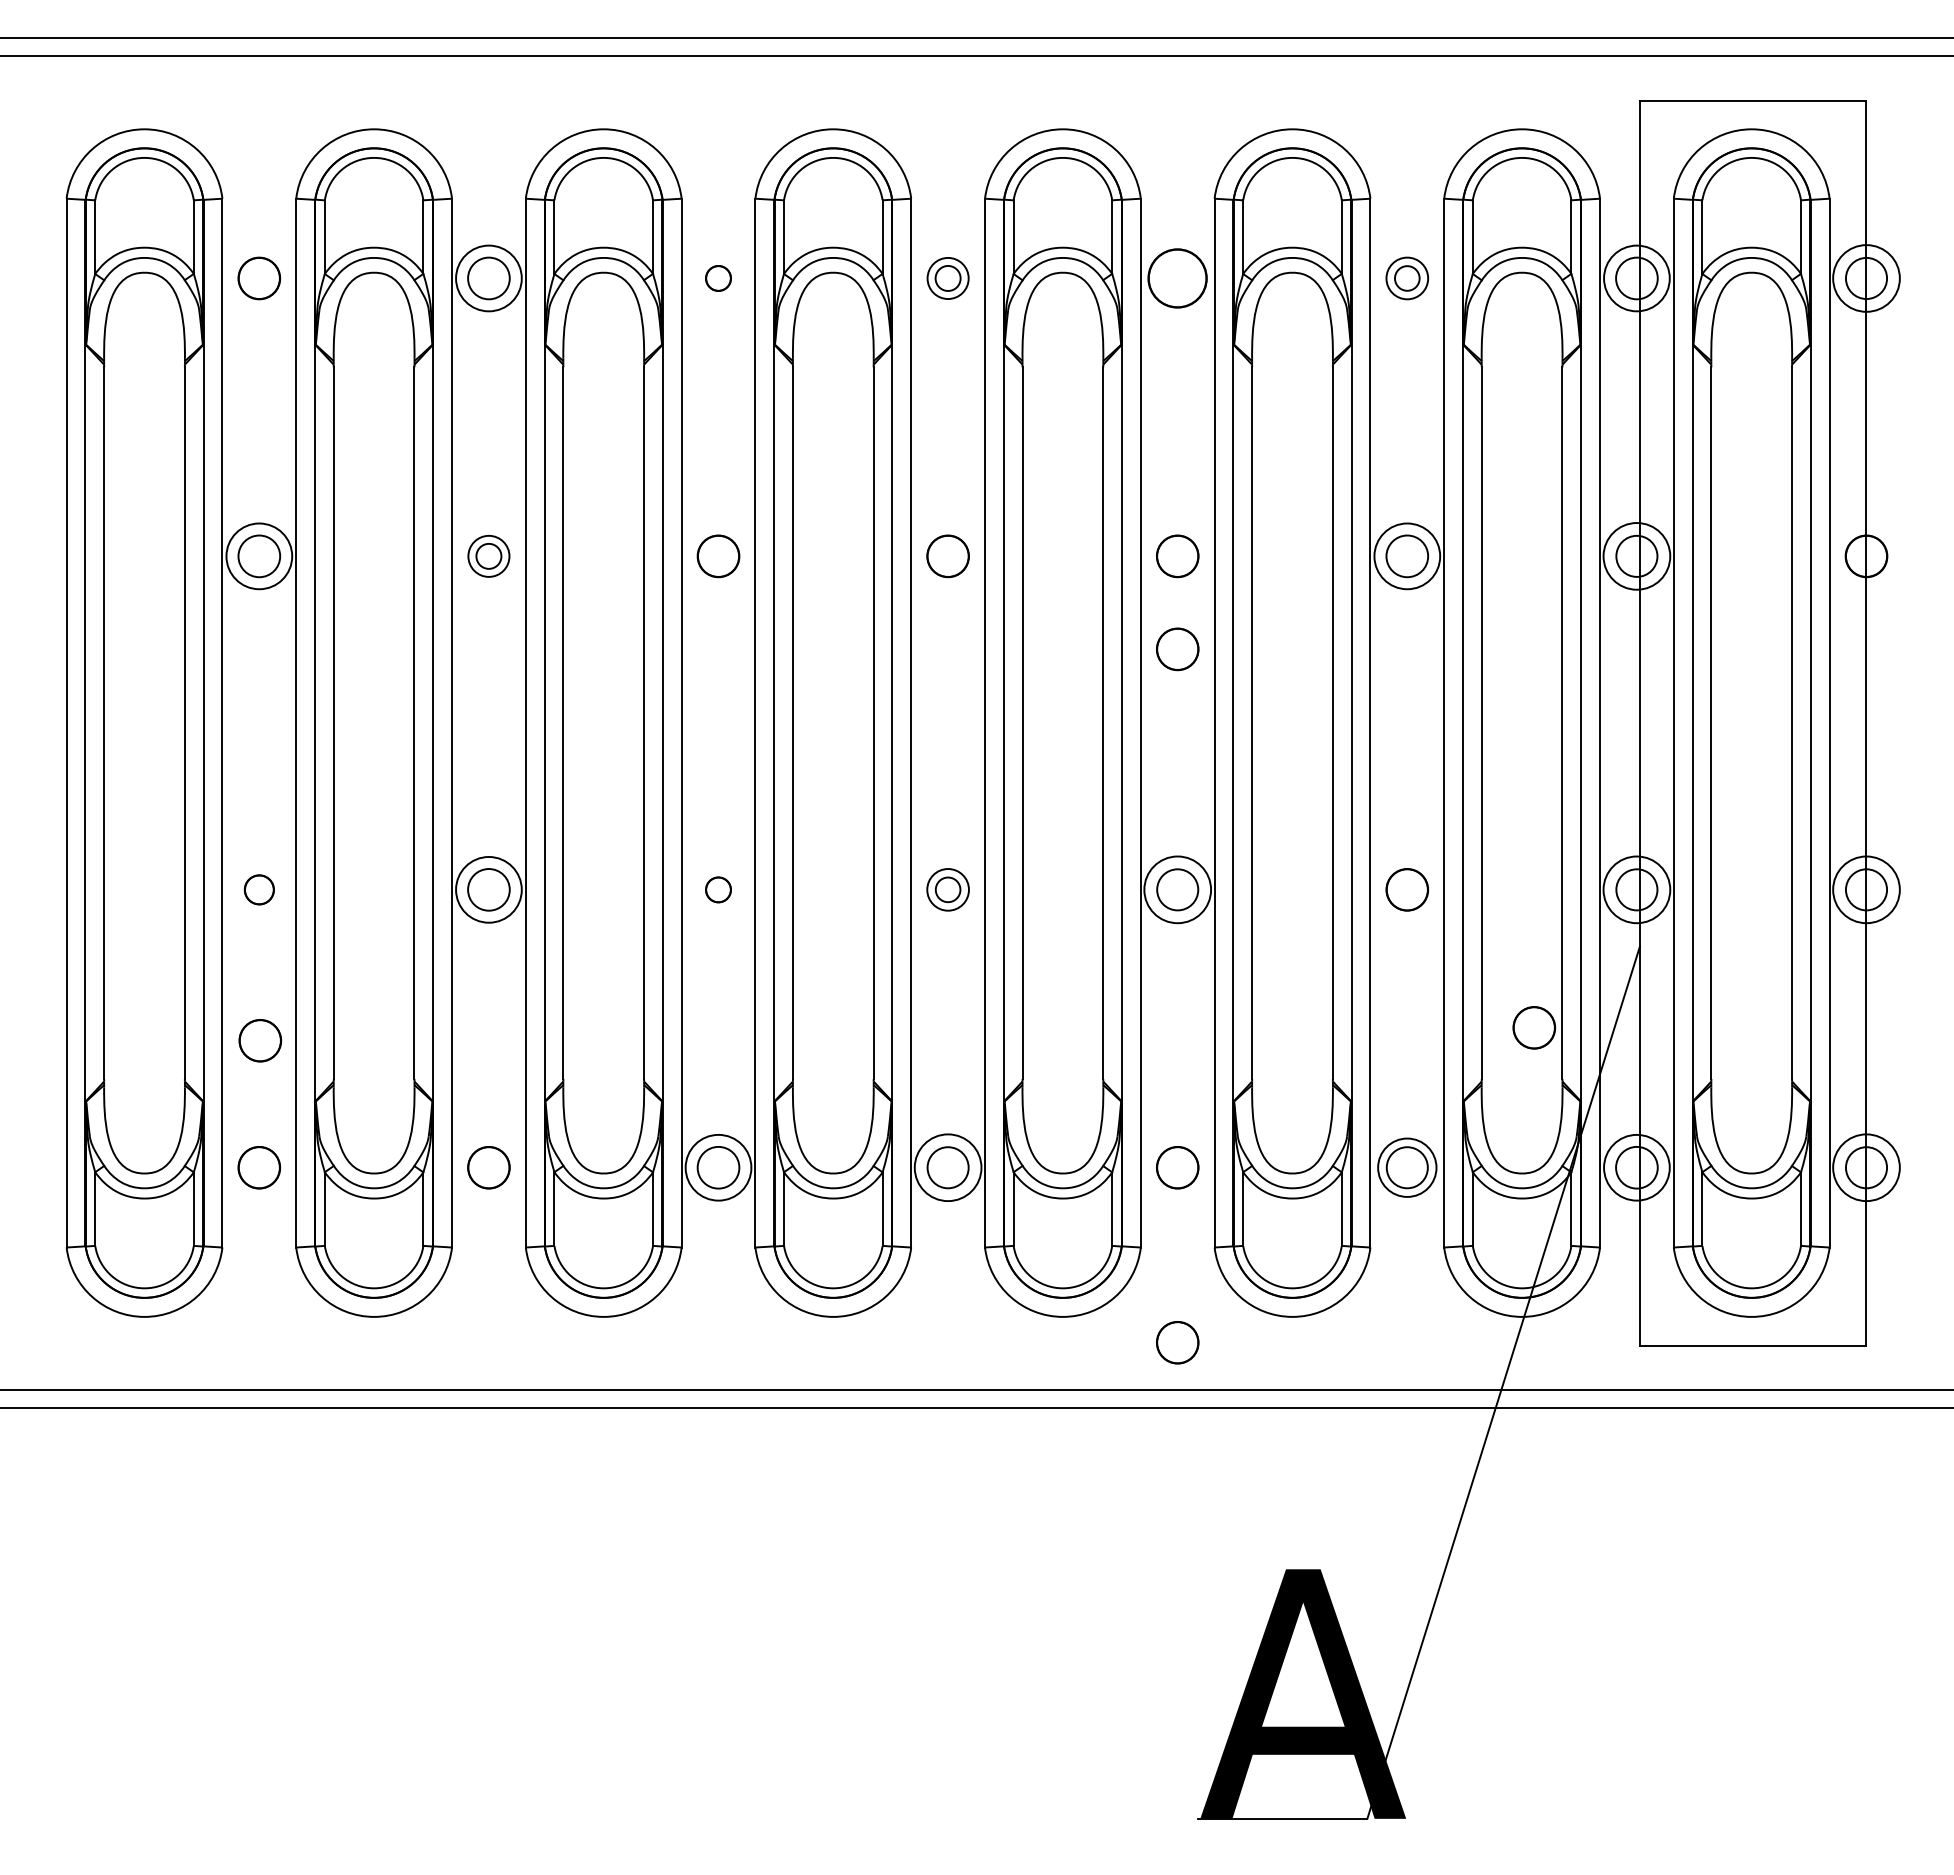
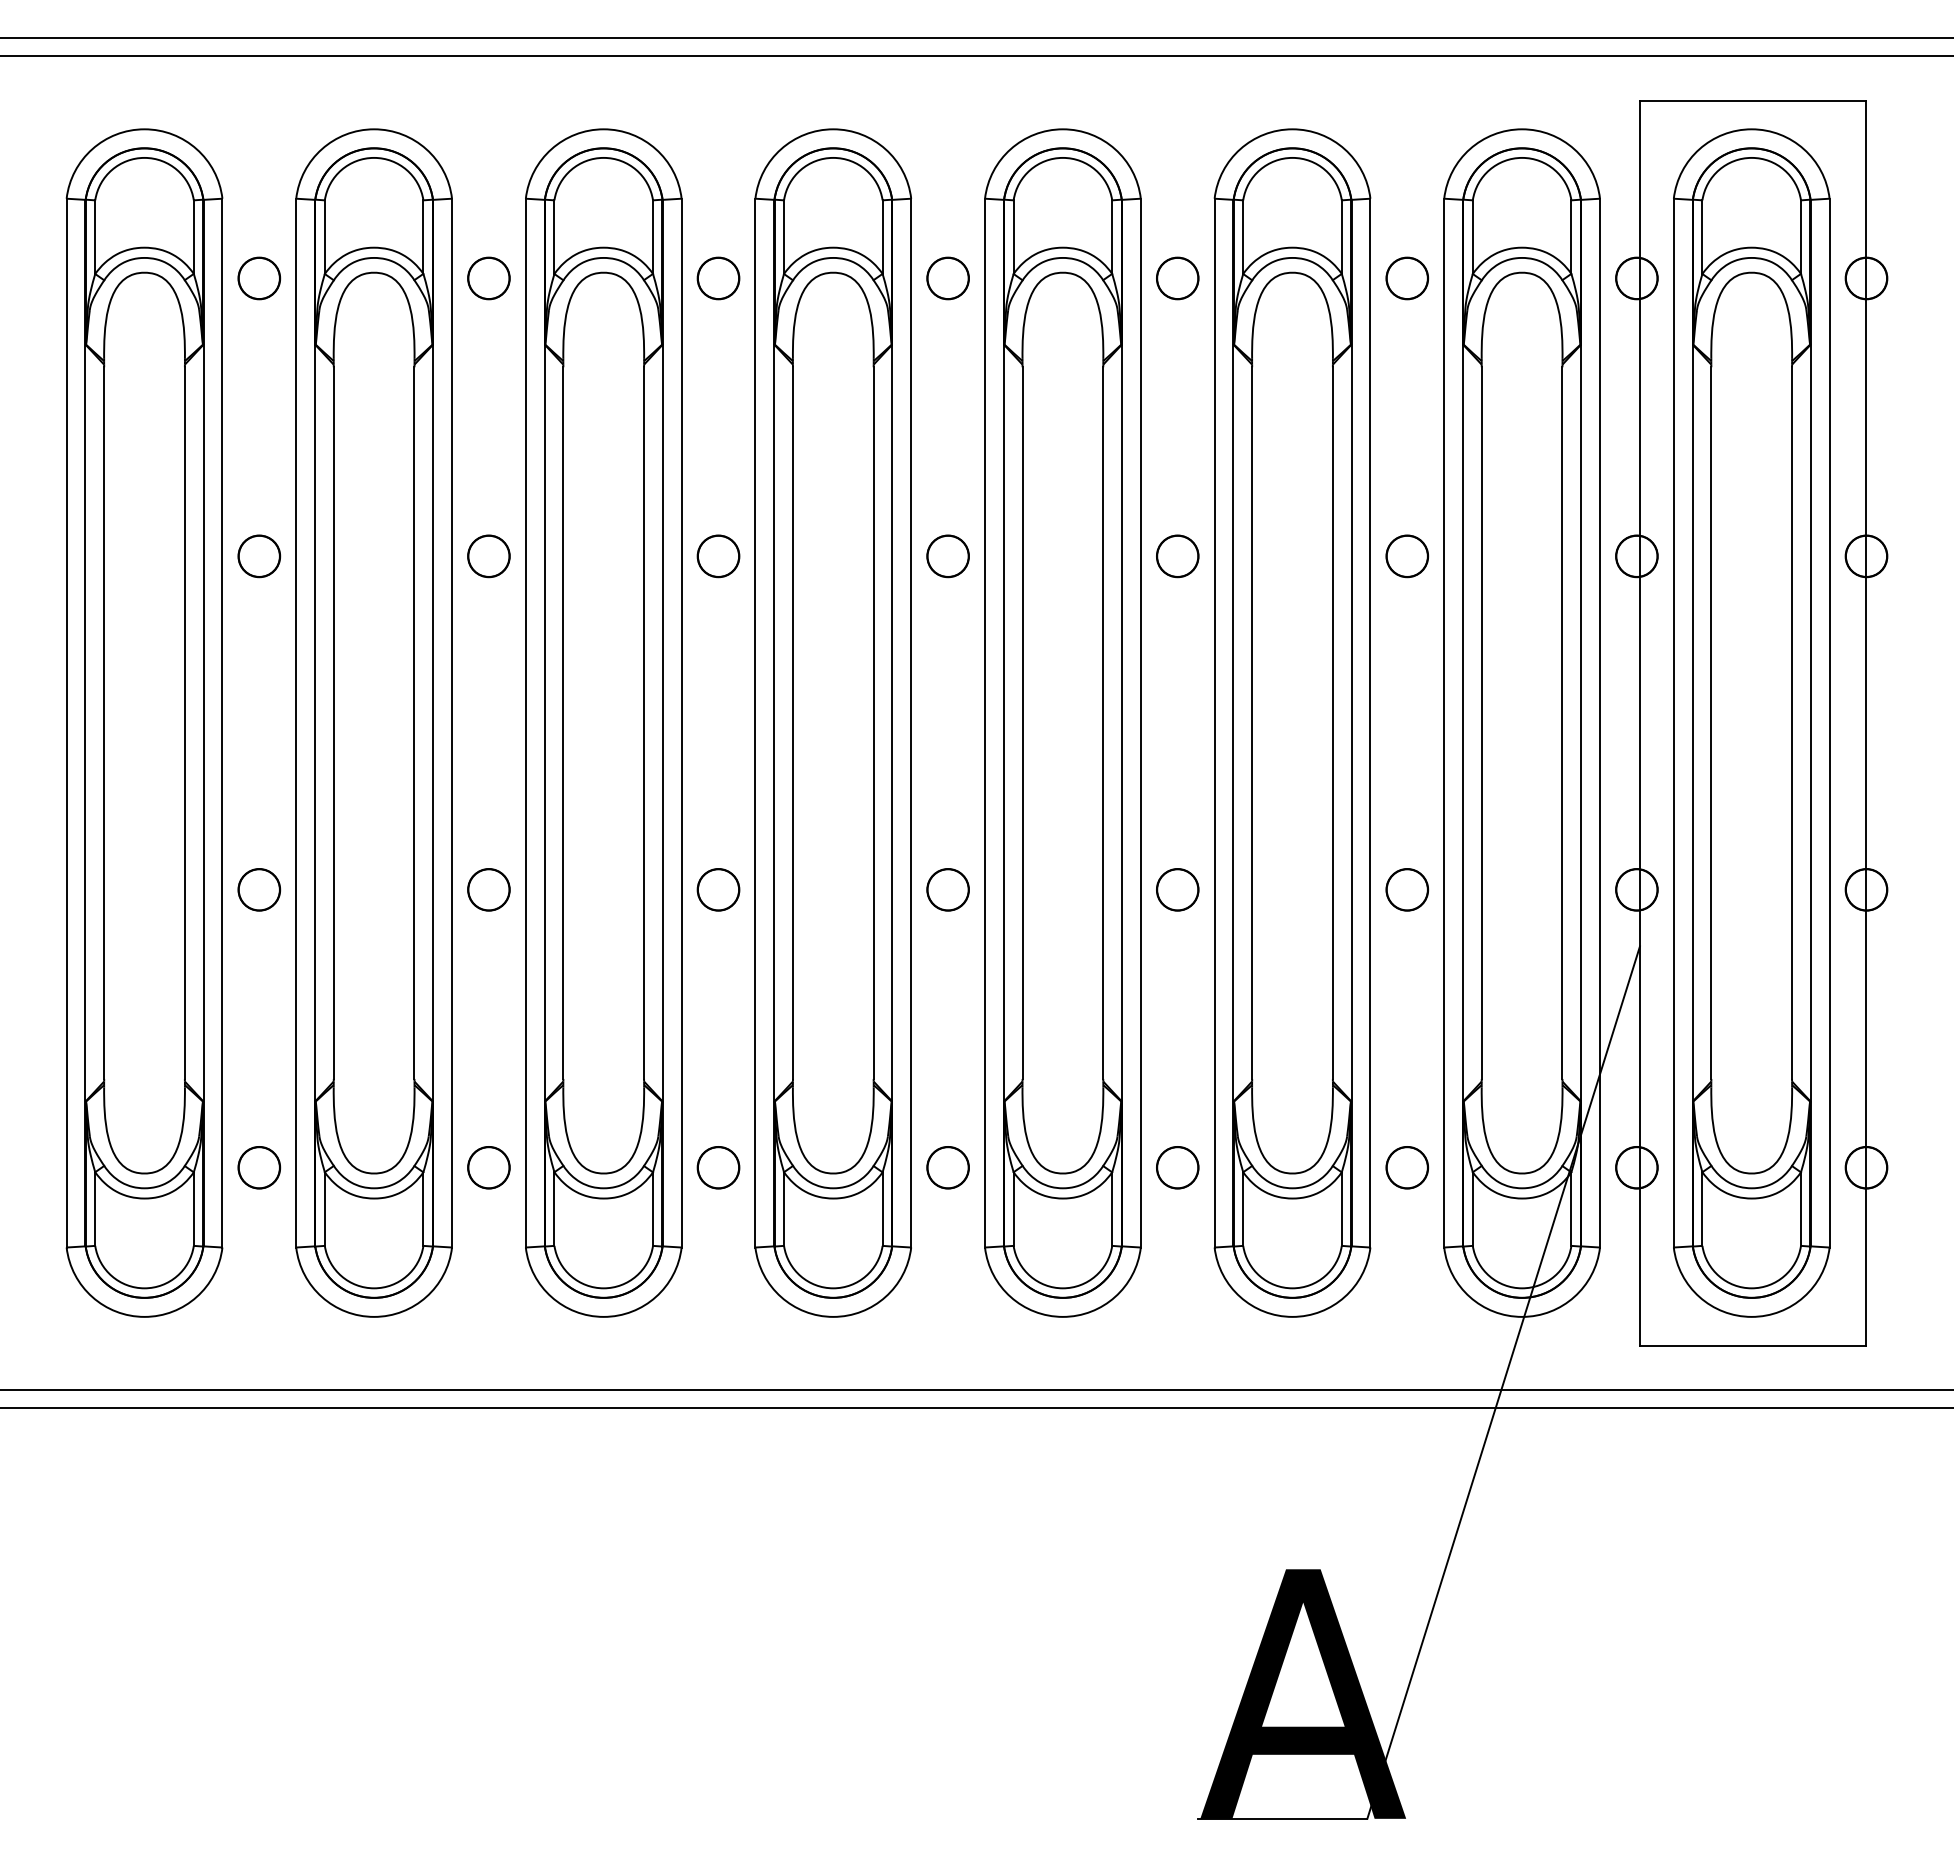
circle diameter: 25 px -> 42 px (947, 278)
circle diameter: 66 px -> 41 px (488, 278)
part size: 27x27 px -> 45x45 px (718, 278)
part size: 61x61 px -> 44x45 px (1177, 278)
circle diameter: 25 px -> 41 px (1406, 278)
circle diameter: 66 px -> 41 px (1636, 278)
circle diameter: 67 px -> 42 px (1866, 278)
circle diameter: 25 px -> 42 px (488, 556)
circle diameter: 66 px -> 41 px (258, 555)
circle diameter: 66 px -> 41 px (1406, 555)
circle diameter: 67 px -> 42 px (1636, 556)
part: present -> none (1177, 649)
part size: 32x32 px -> 45x44 px (259, 889)
circle diameter: 66 px -> 41 px (488, 889)
part size: 27x28 px -> 45x44 px (718, 889)
circle diameter: 25 px -> 41 px (947, 889)
circle diameter: 67 px -> 42 px (1177, 889)
circle diameter: 67 px -> 42 px (1636, 889)
circle diameter: 67 px -> 42 px (1866, 889)
circle: present -> none (1533, 1027)
part: present -> none (260, 1040)
circle diameter: 66 px -> 41 px (718, 1167)
circle diameter: 67 px -> 42 px (947, 1167)
circle diameter: 58 px -> 42 px (1407, 1167)
circle diameter: 66 px -> 41 px (1636, 1167)
circle diameter: 67 px -> 42 px (1866, 1167)
circle: present -> none (1177, 1342)
